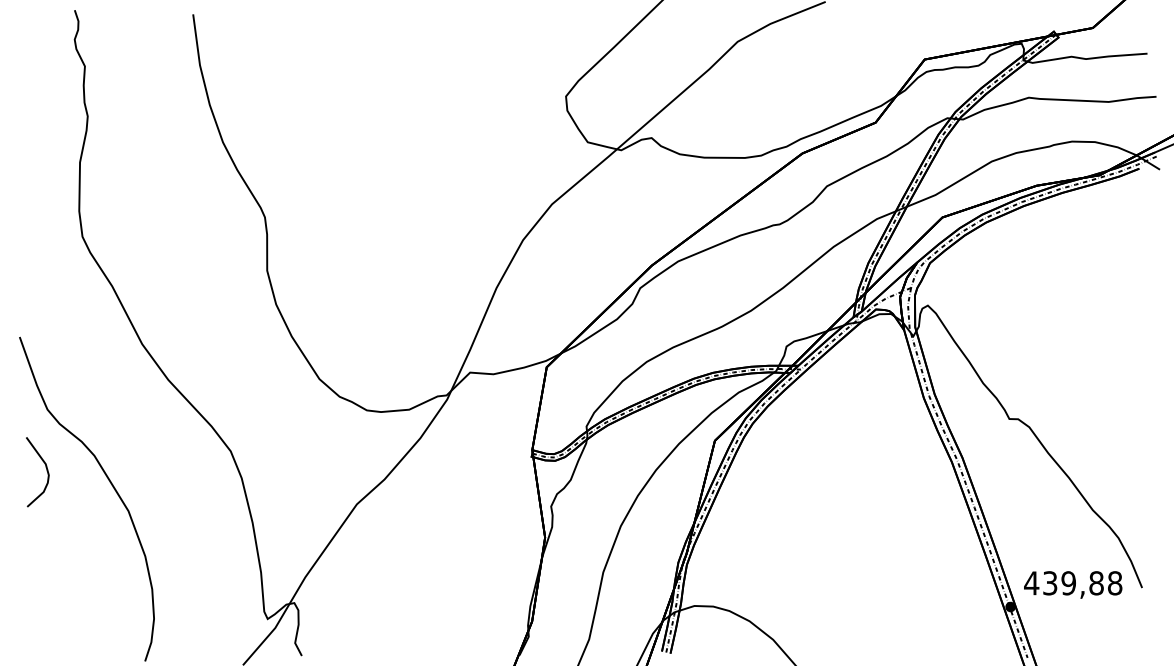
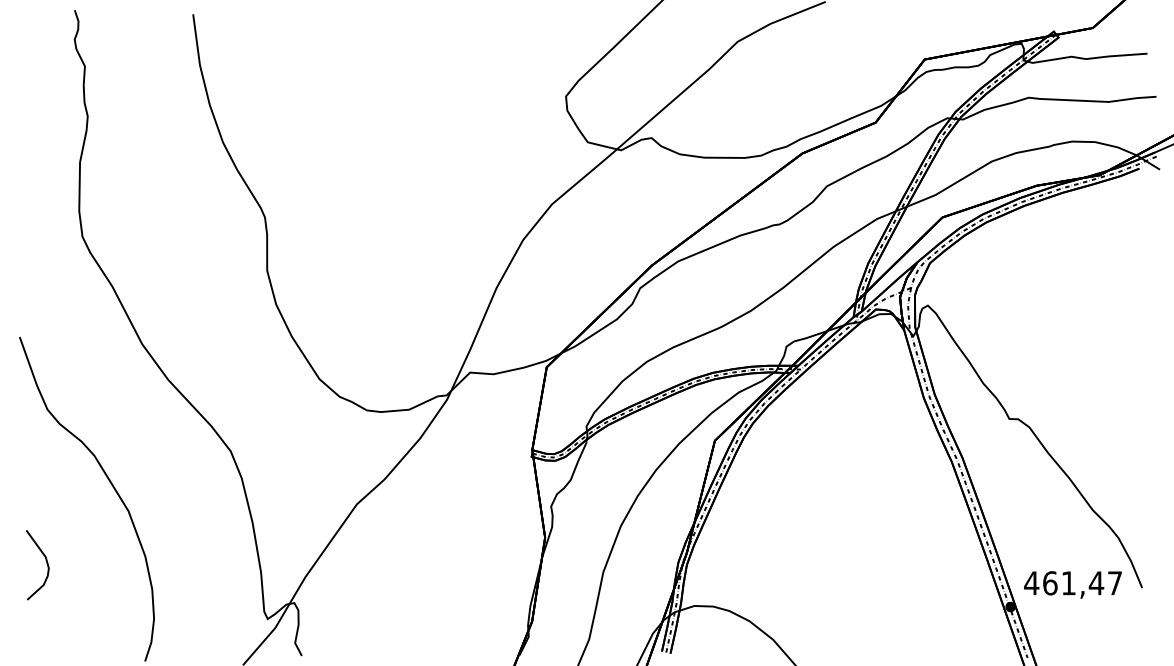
curve position: (46, 471) -> (46, 564) (46, 564)
text: 439,88 -> 461,47 (1082, 583)
